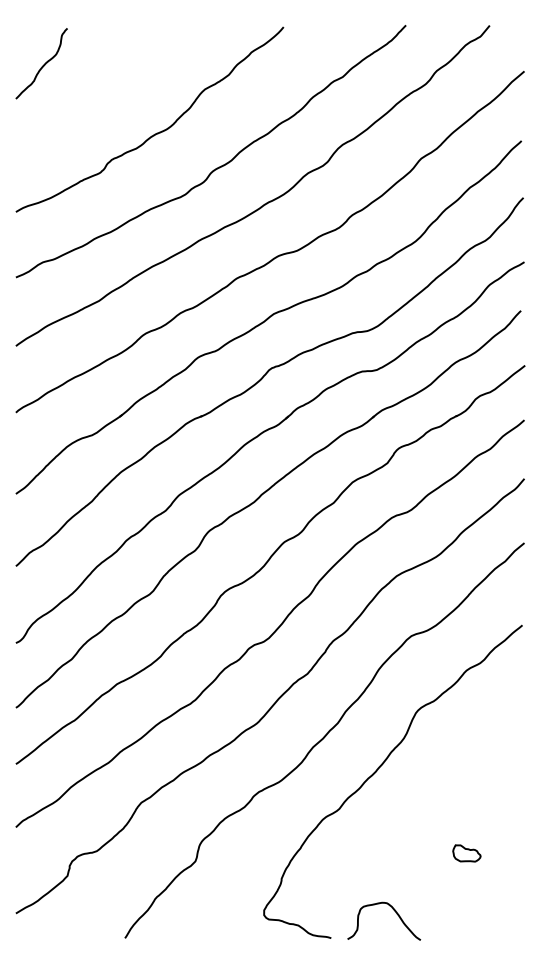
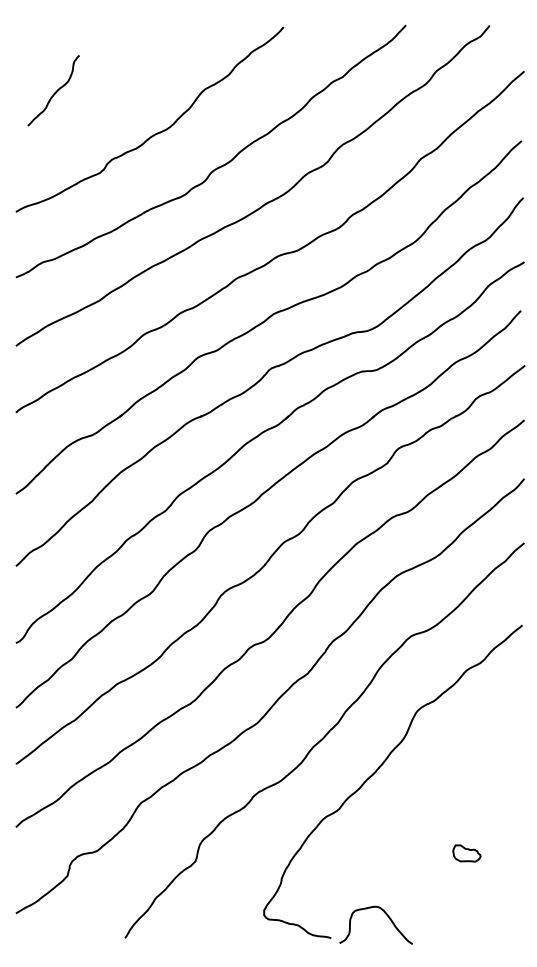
curve position: (43, 64) -> (55, 91) (55, 91)
curve position: (396, 914) -> (388, 918) (388, 918)
